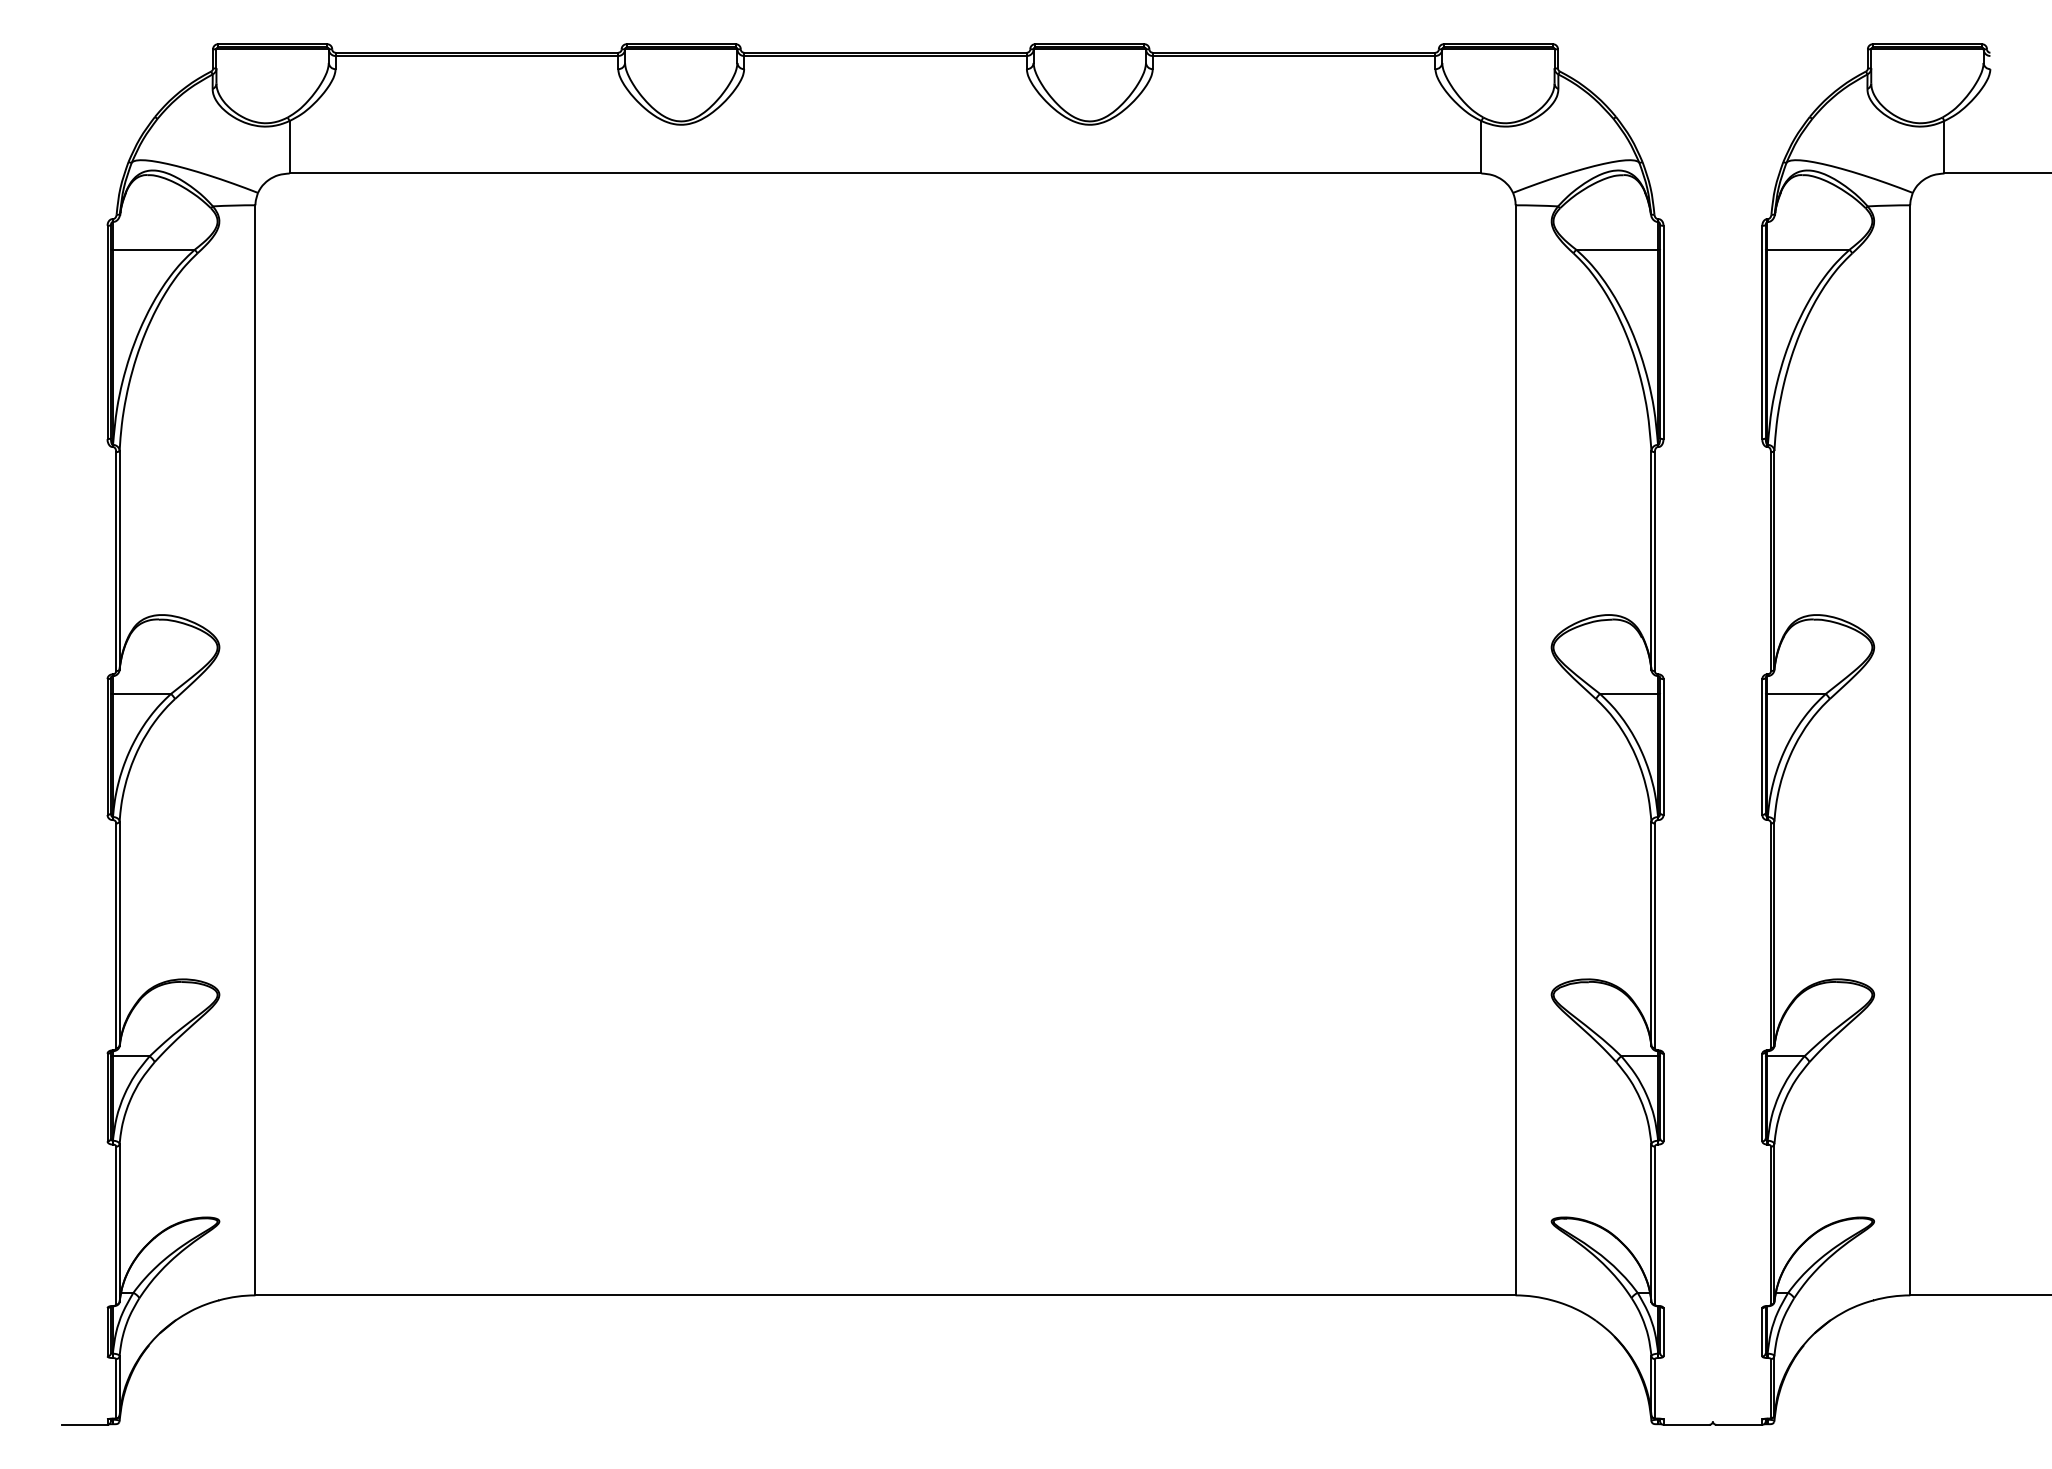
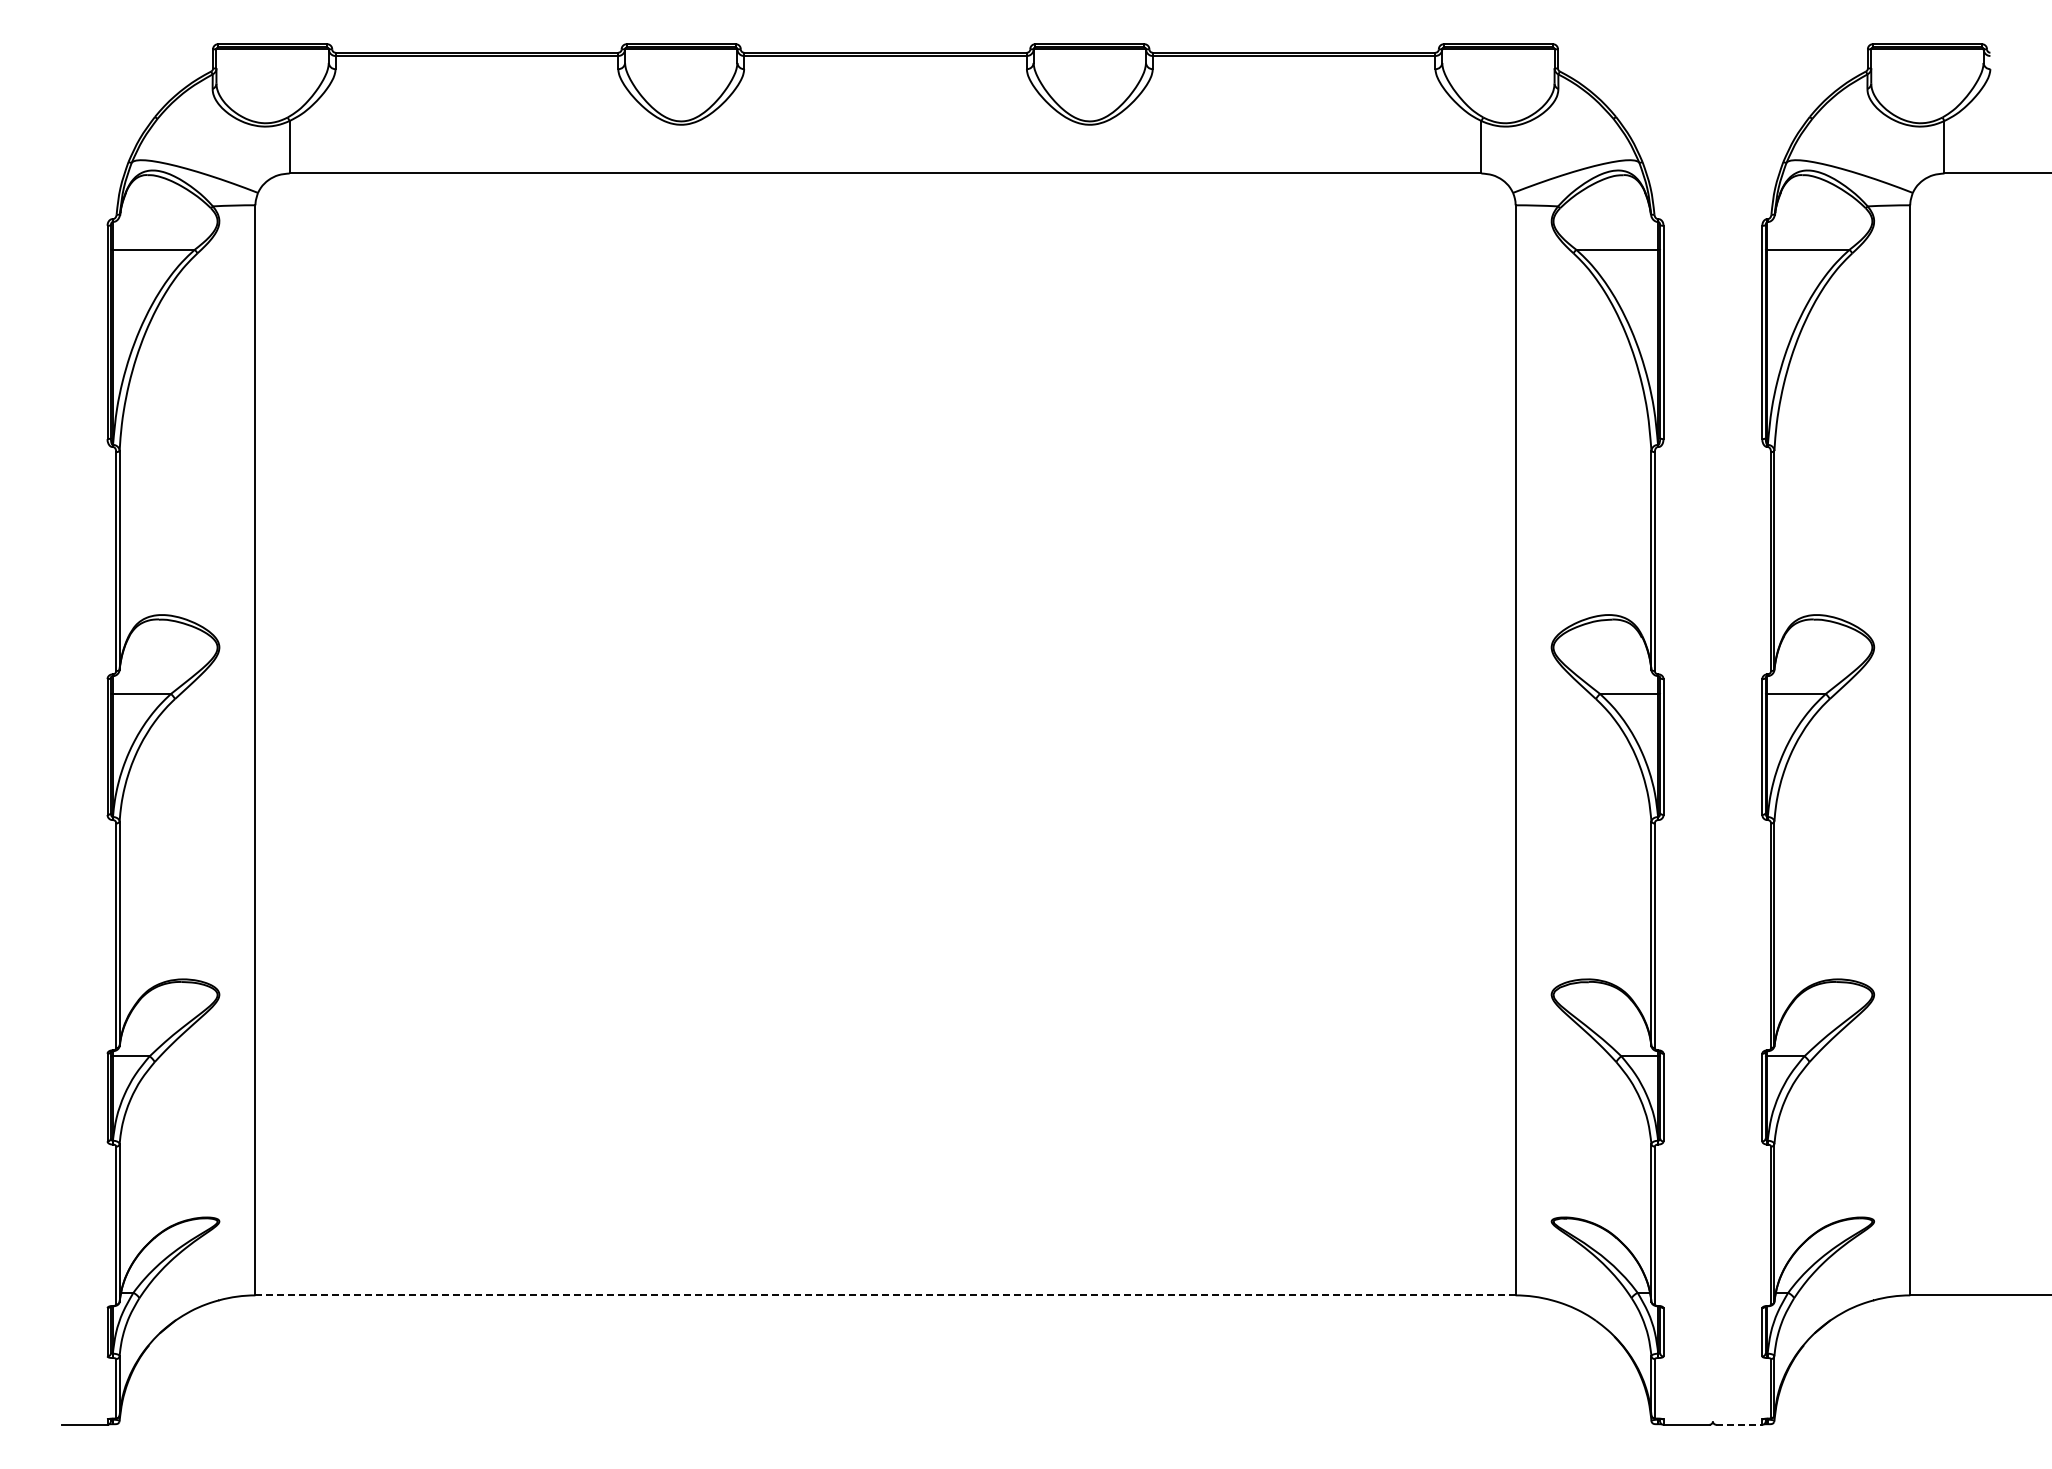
line: solid -> dashed (886, 1295)
line: solid -> dashed (1739, 1424)
